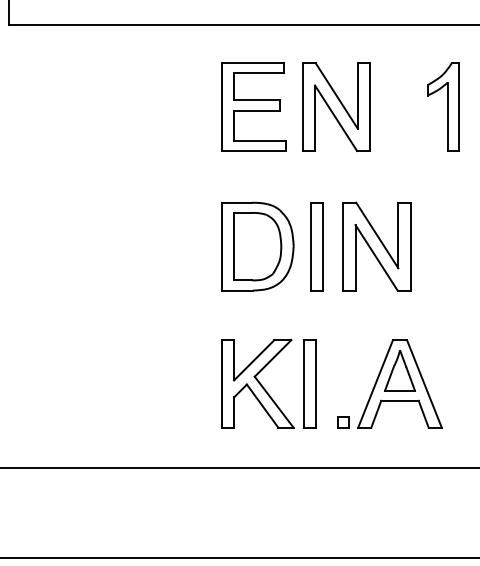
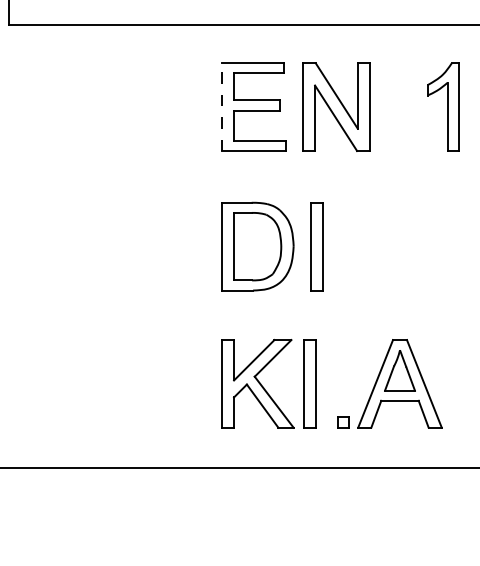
line: solid -> dashed (221, 107)
part: present -> none (376, 246)
line: present -> none (239, 558)
